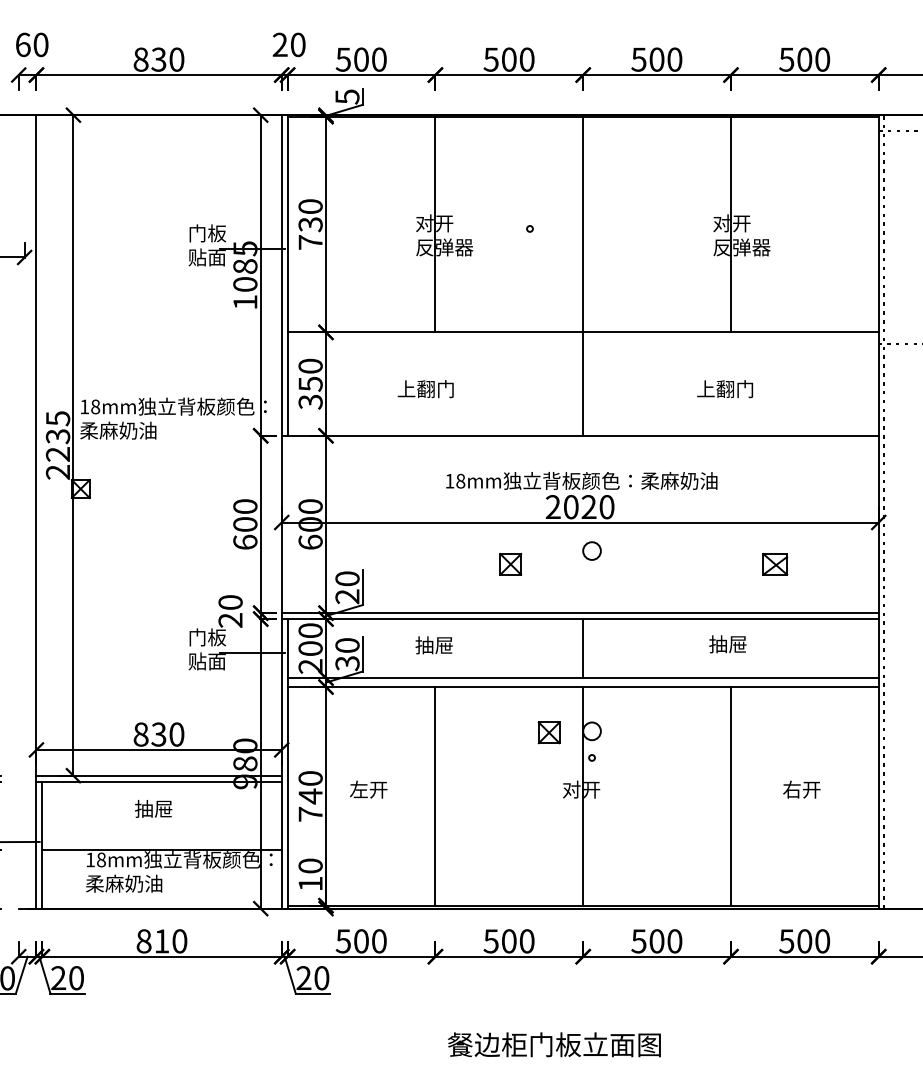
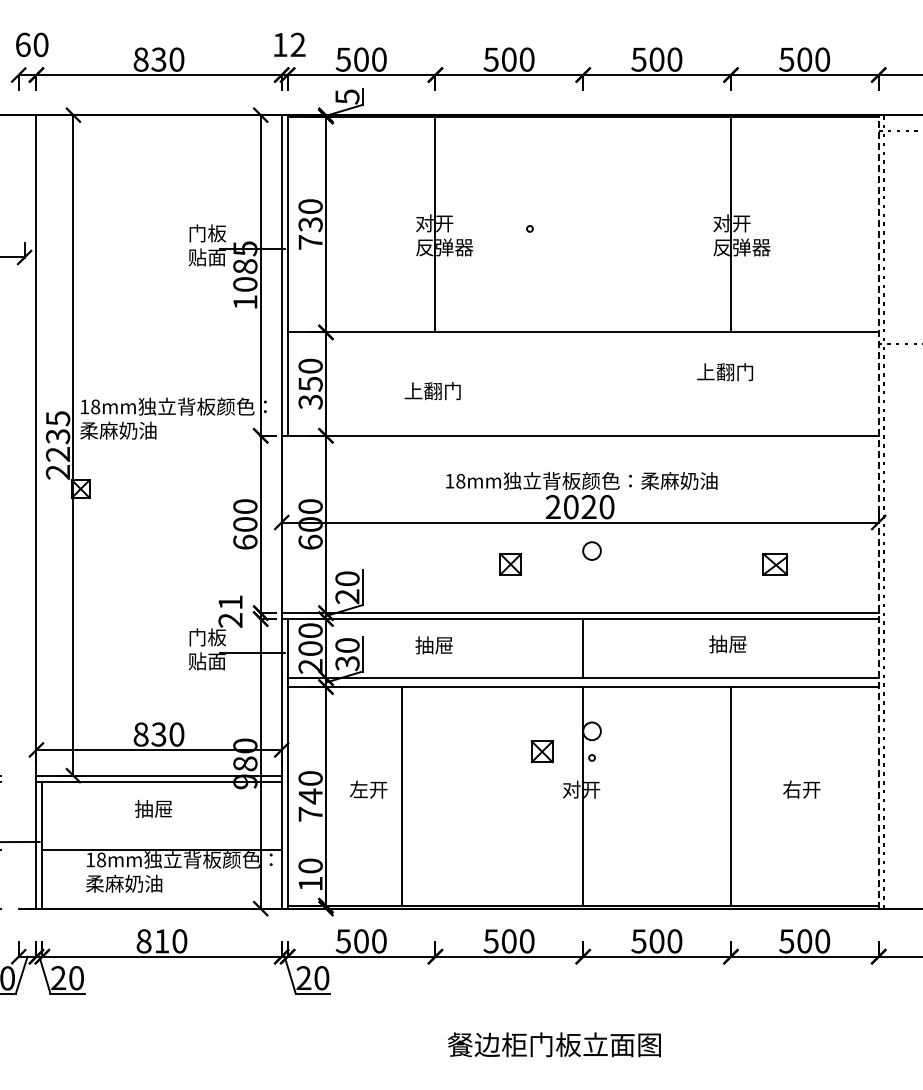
text: 20 -> 12 (288, 44)
line: present -> none (583, 275)
text position: (425, 389) -> (432, 391) (432, 391)
text position: (725, 389) -> (725, 372) (725, 372)
line: solid -> dashed (878, 511)
text: 20 -> 21 (230, 602)
part position: (548, 732) -> (541, 751) (541, 751)
line position: (435, 796) -> (402, 796) (402, 796)
